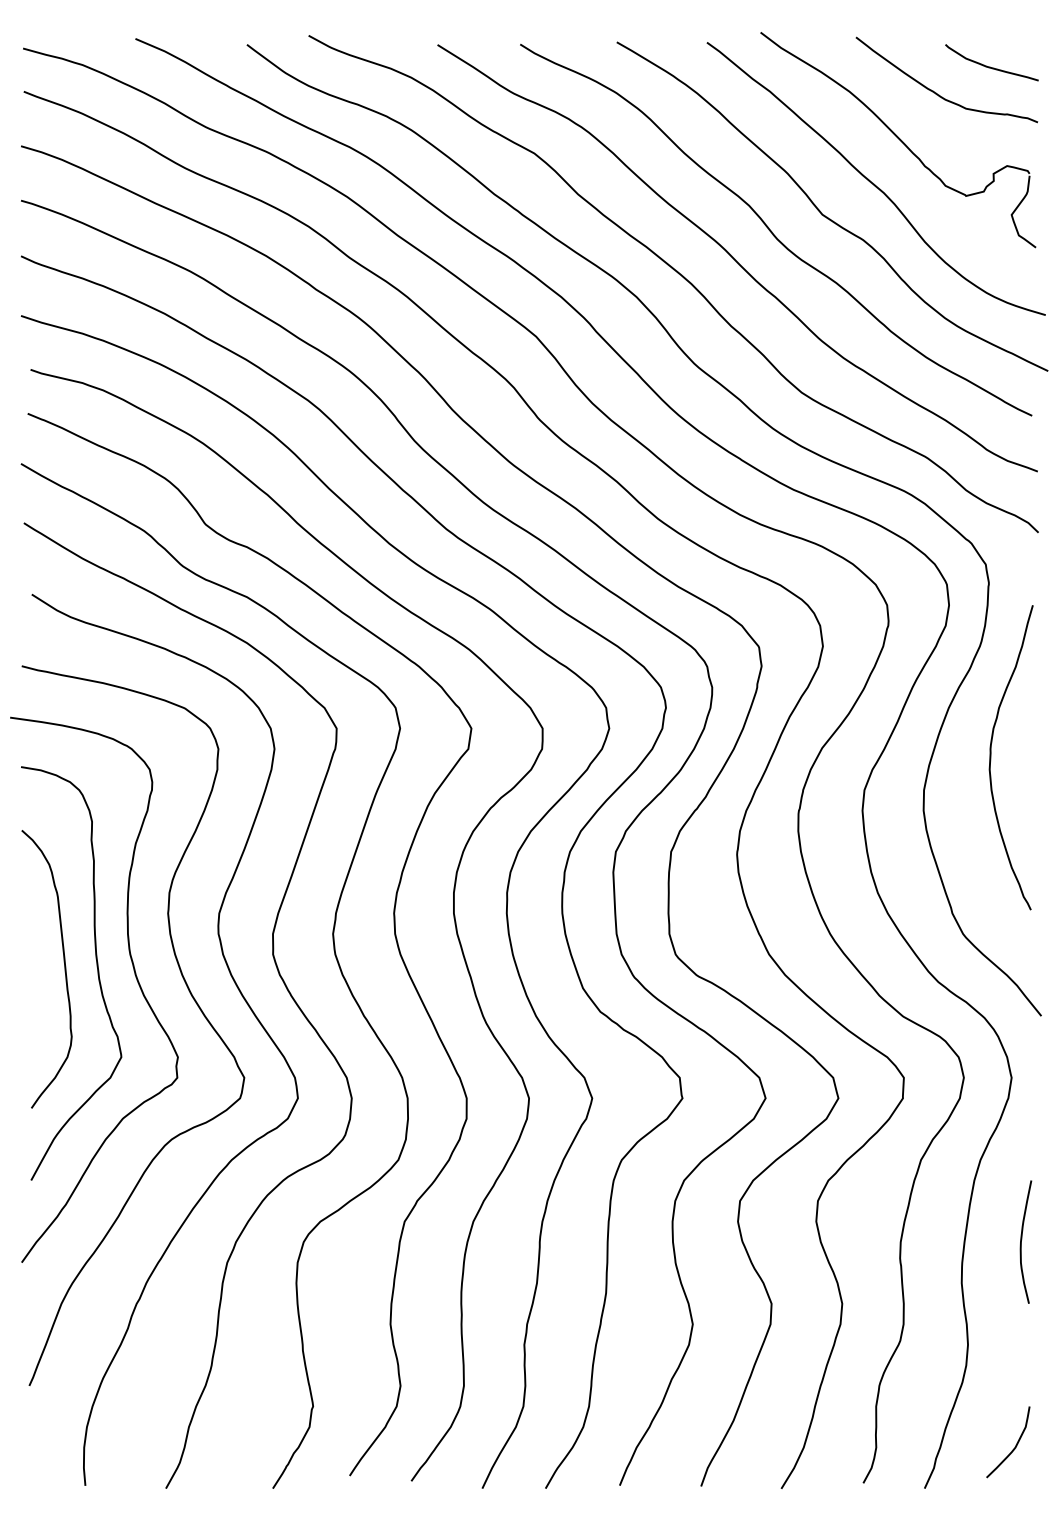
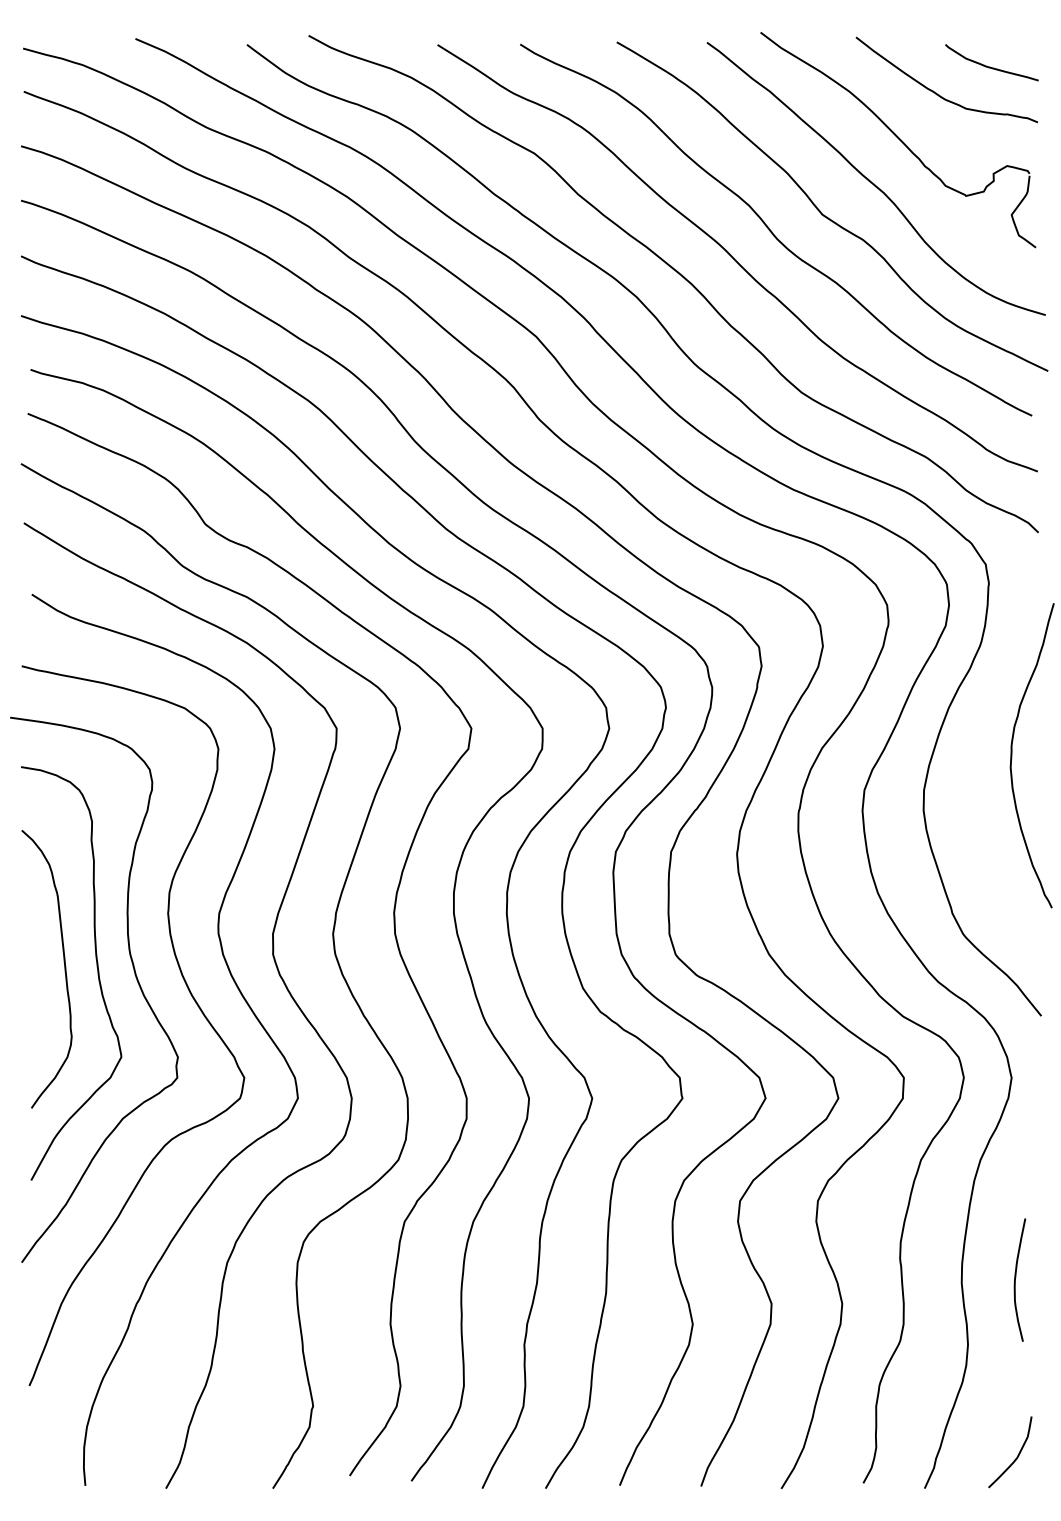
curve position: (991, 757) -> (1012, 755) (1012, 755)
curve position: (1022, 1239) -> (1016, 1277) (1016, 1277)
curve position: (1015, 1445) -> (1017, 1455) (1017, 1455)
